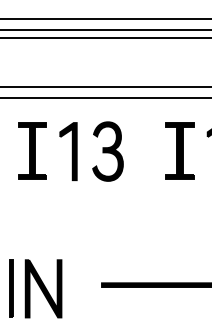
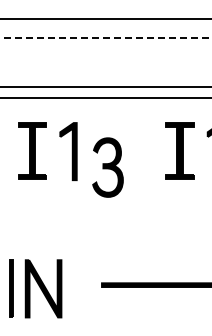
line: present -> none (105, 30)
line: solid -> dashed (105, 37)
part position: (107, 151) -> (107, 167) (107, 167)
